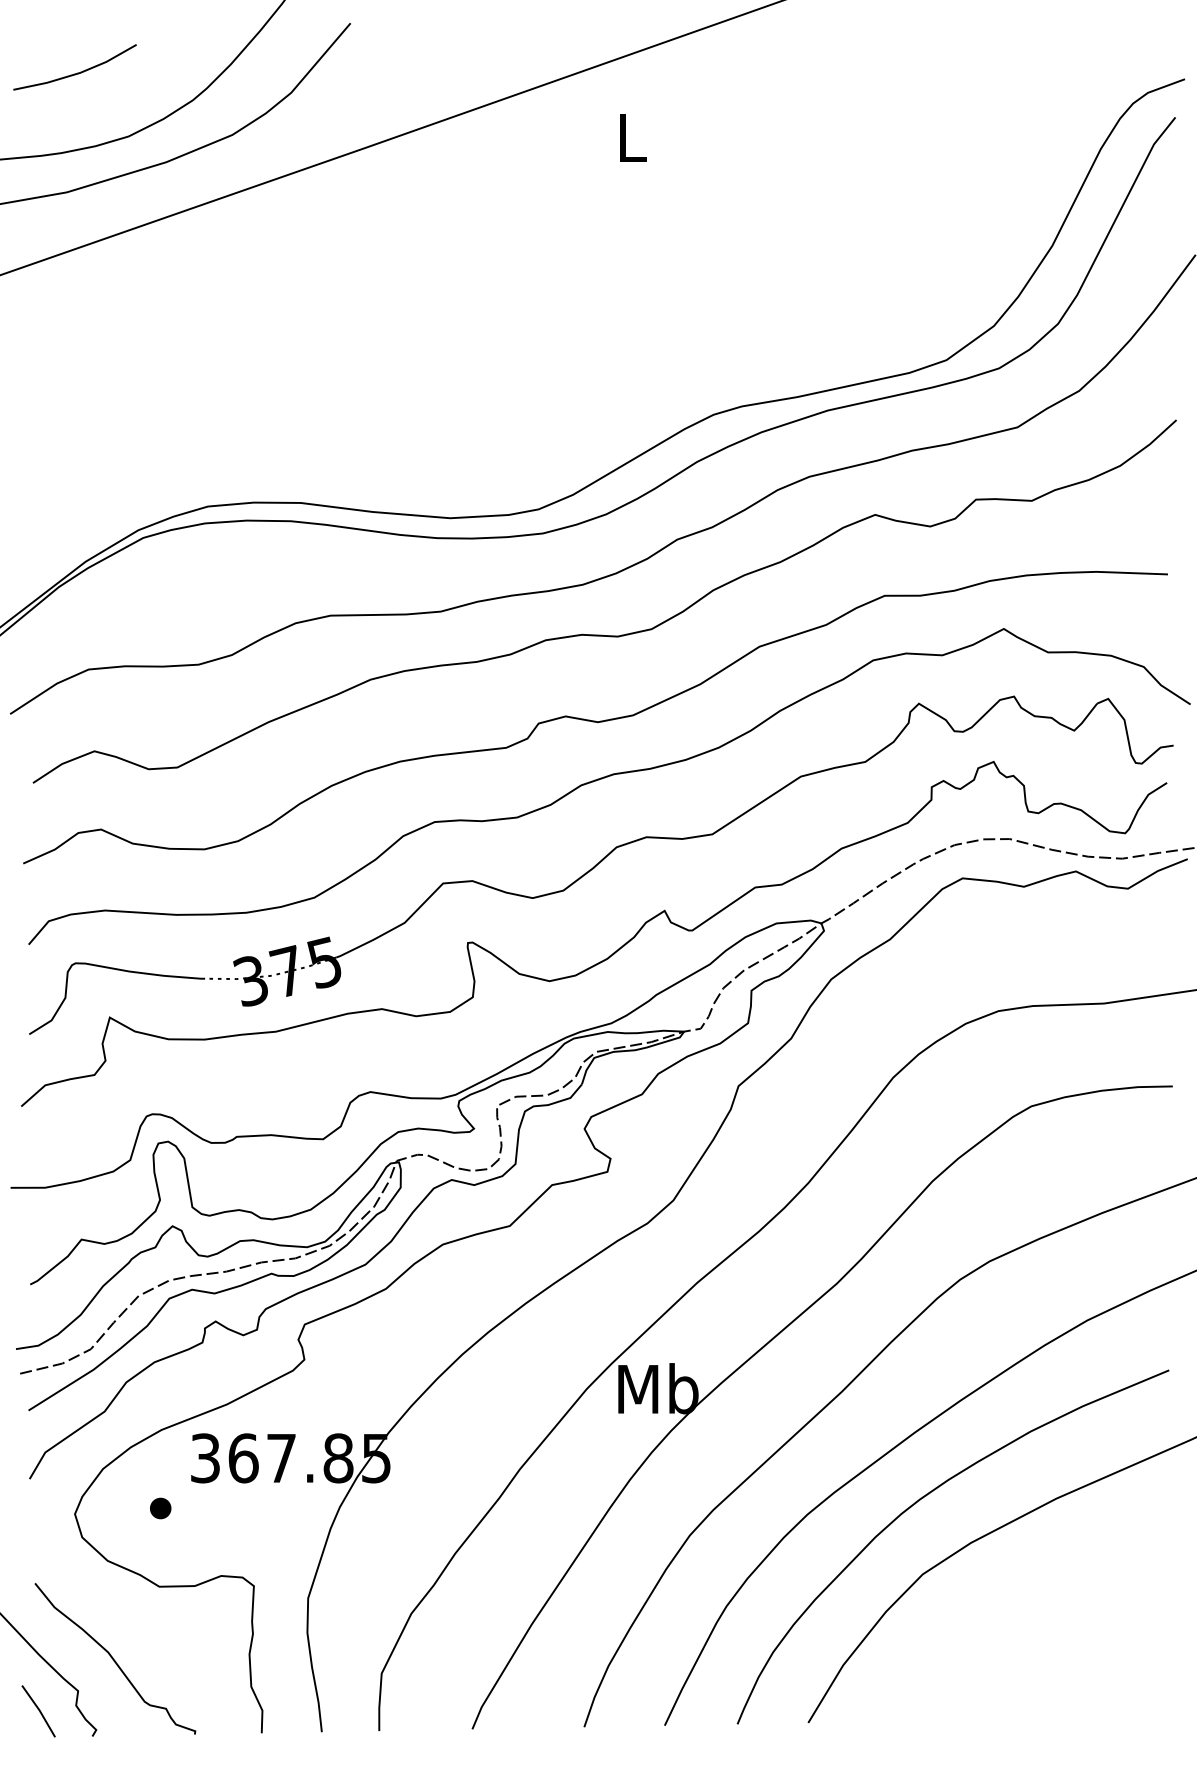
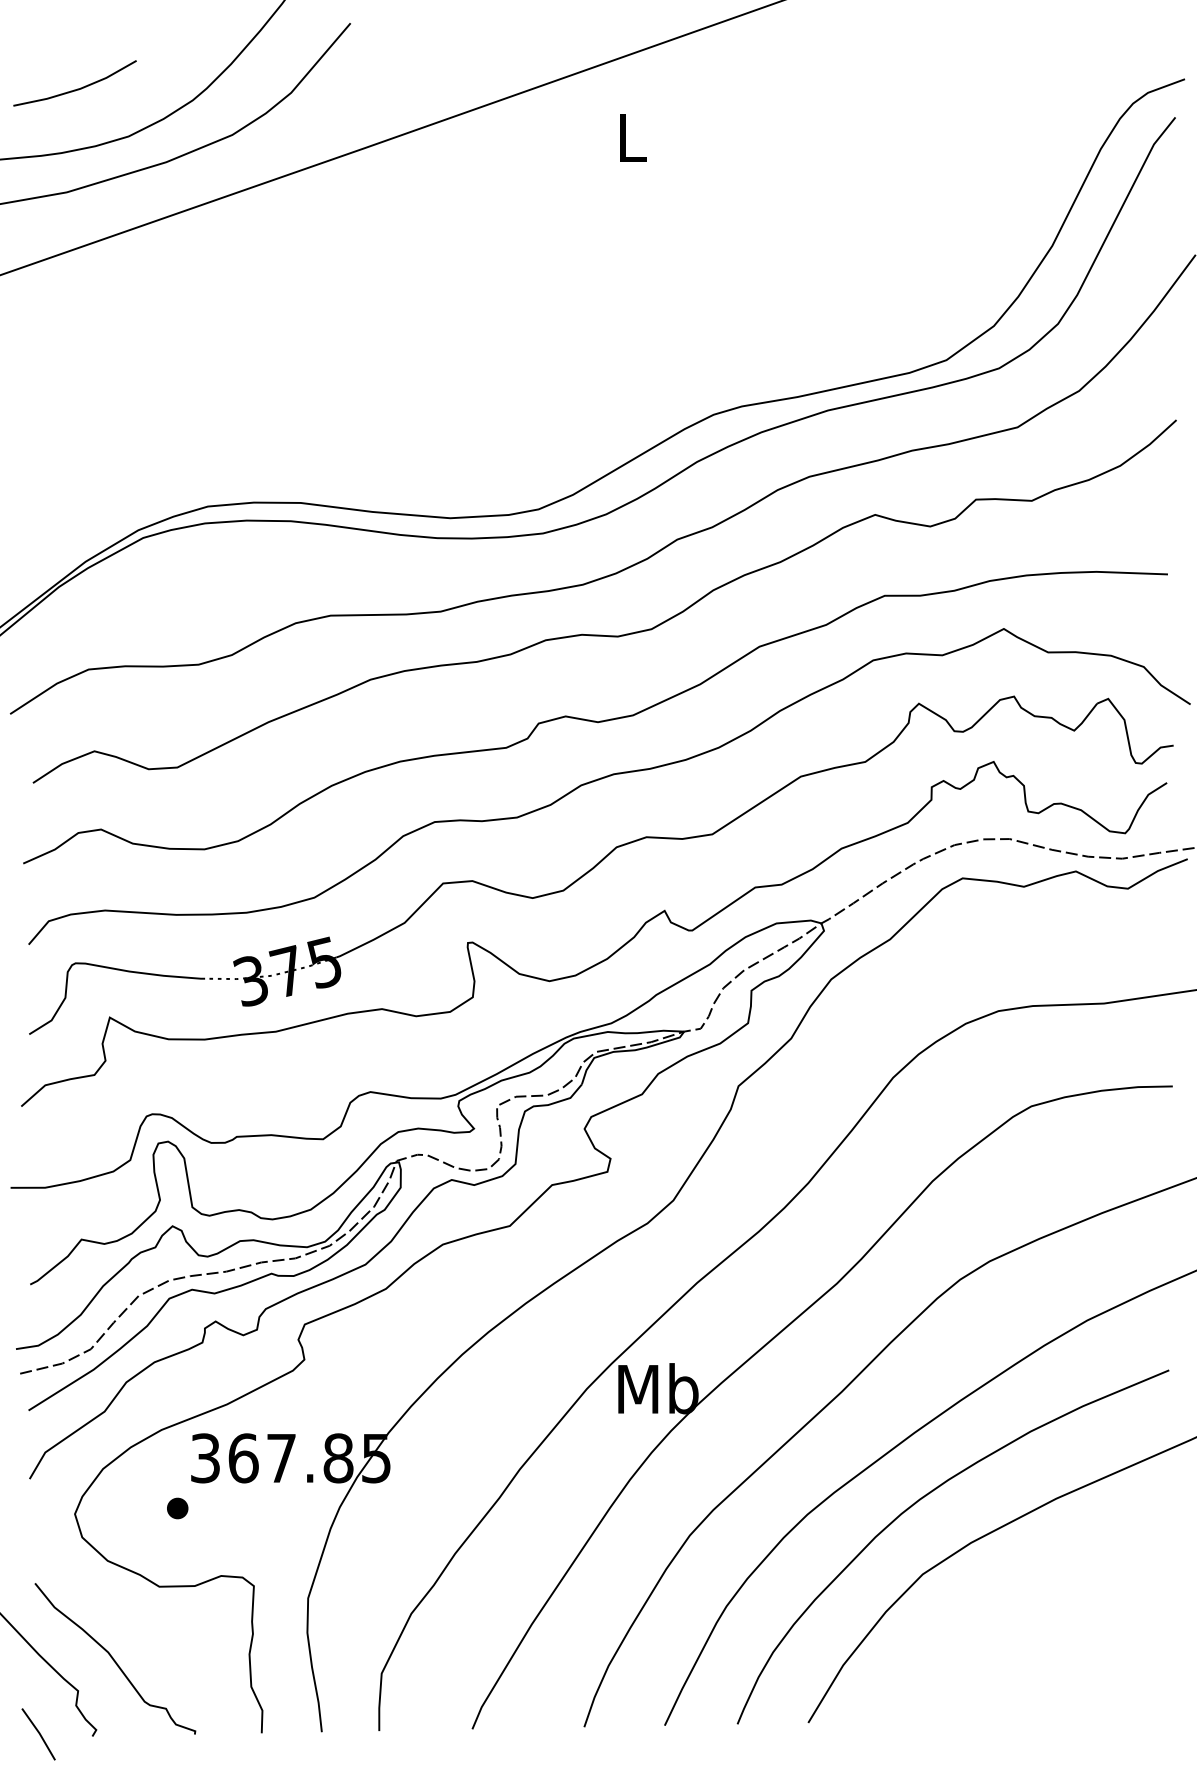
line position: (77, 72) -> (77, 88) (77, 88)
part position: (160, 1508) -> (177, 1508) (177, 1508)
line position: (38, 1710) -> (38, 1733) (38, 1733)
